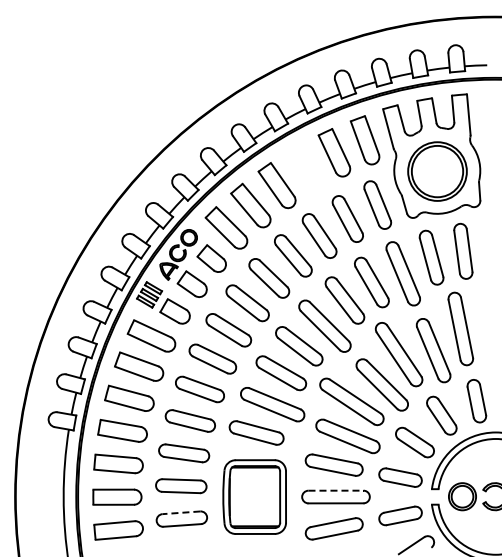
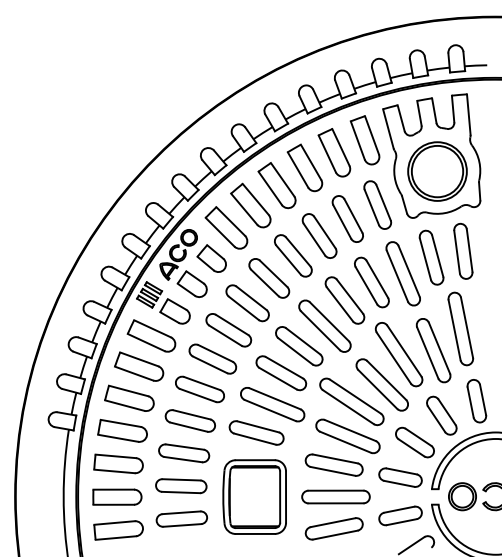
part: none -> present (304, 167)
line: dashed -> solid (335, 490)
line: dashed -> solid (181, 512)
